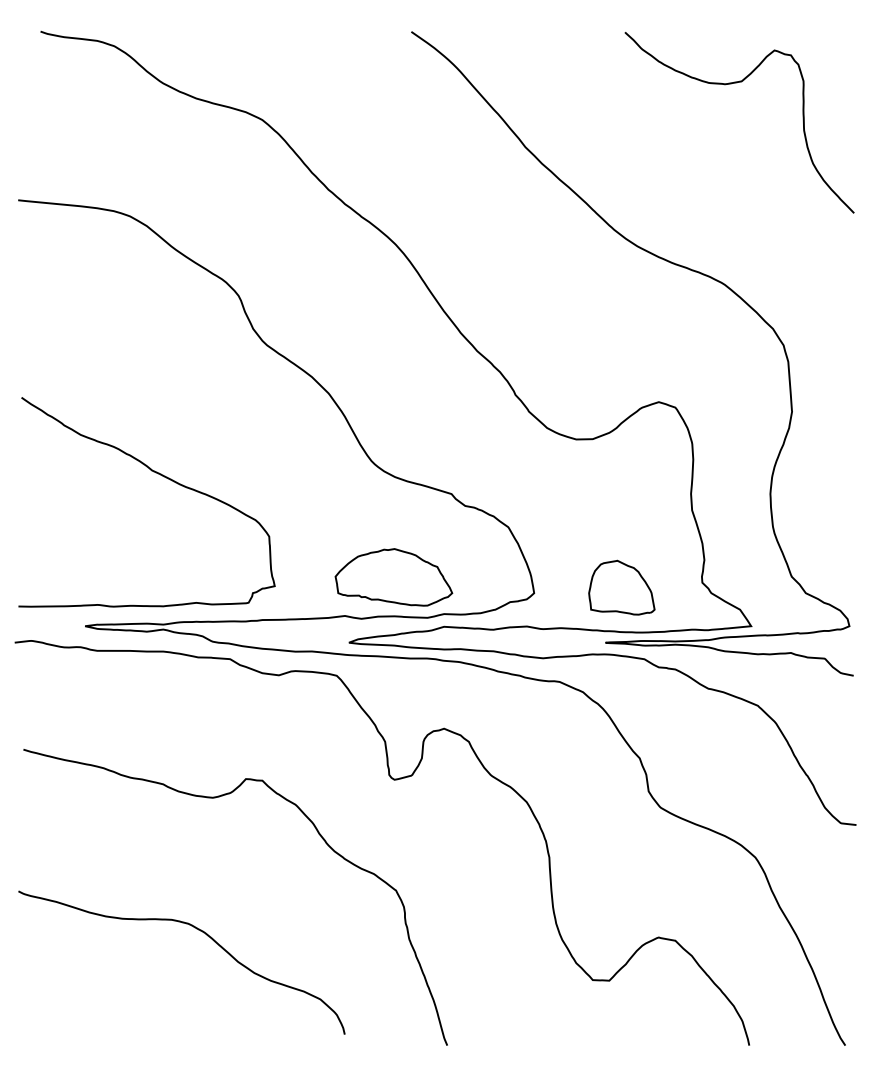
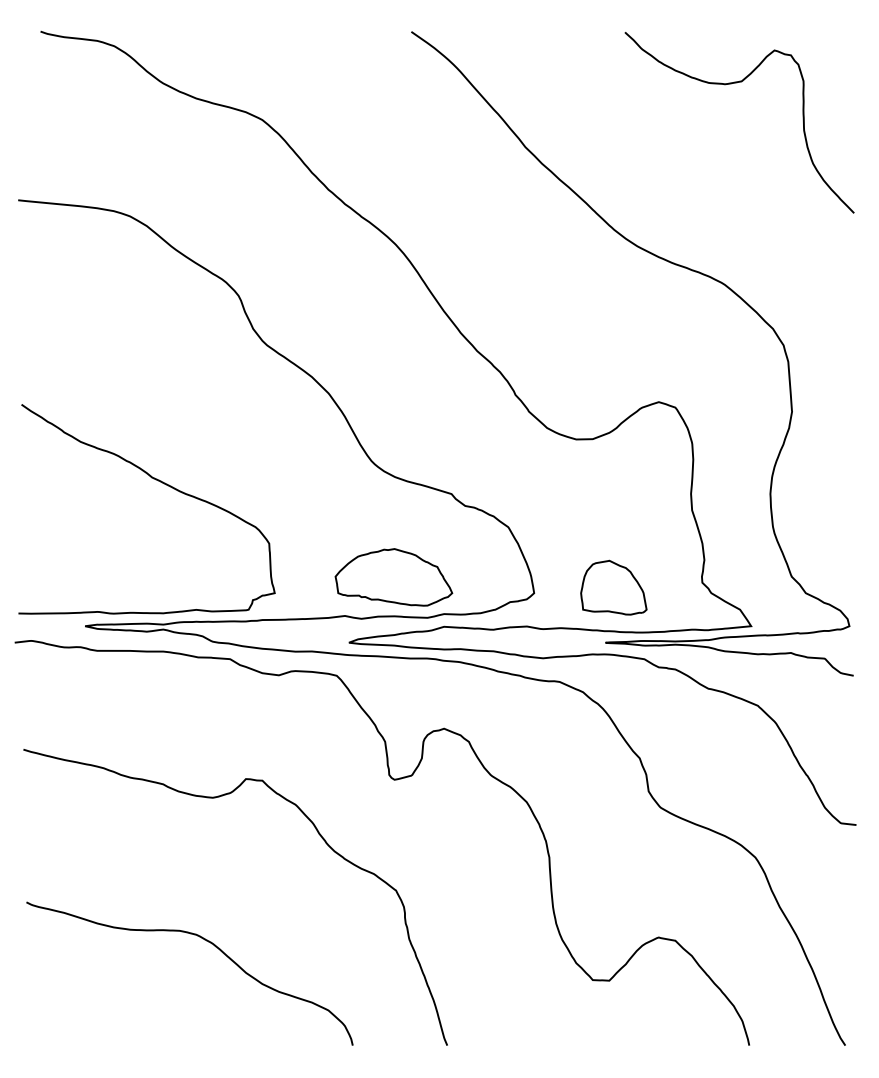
curve position: (160, 475) -> (160, 482) (160, 482)
part position: (621, 587) -> (613, 587) (613, 587)
curve position: (198, 930) -> (206, 941) (206, 941)
